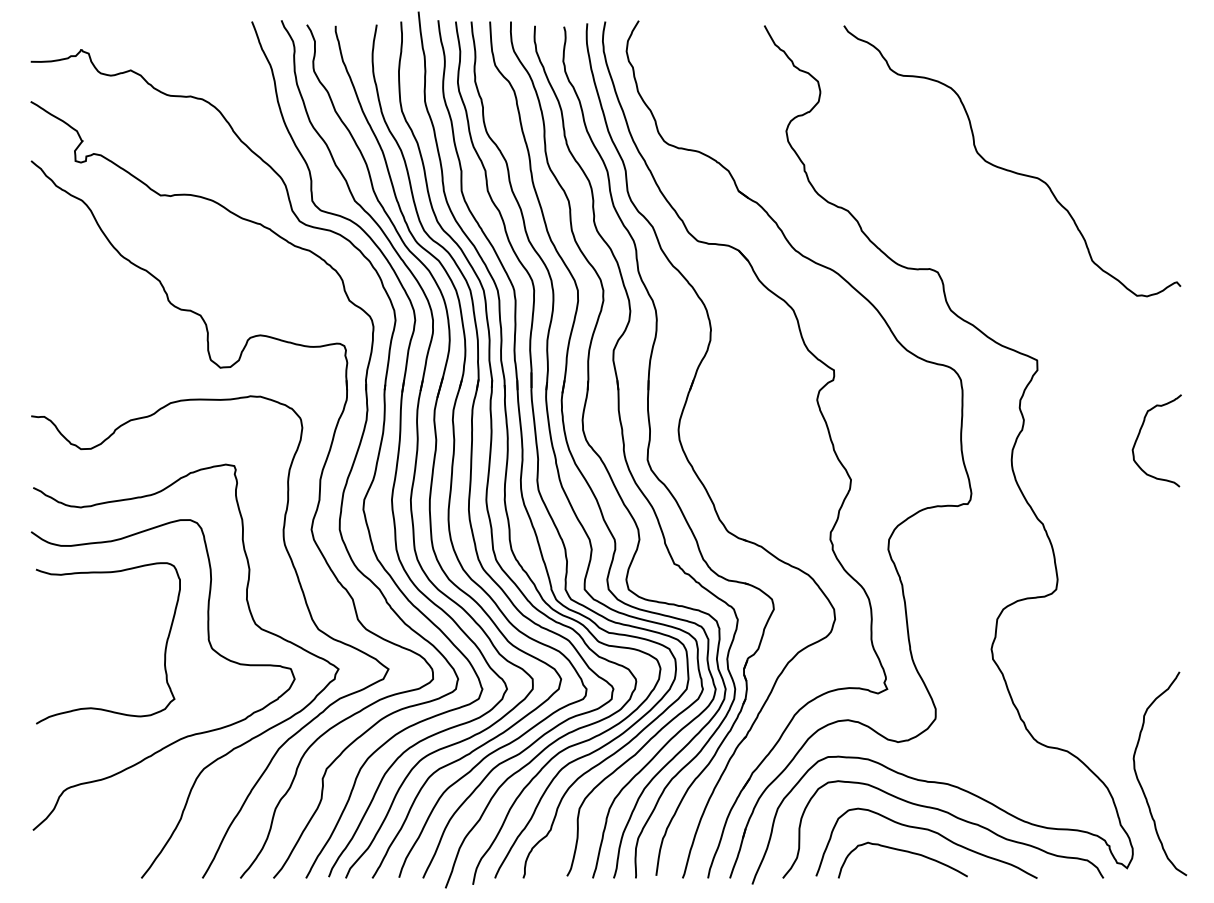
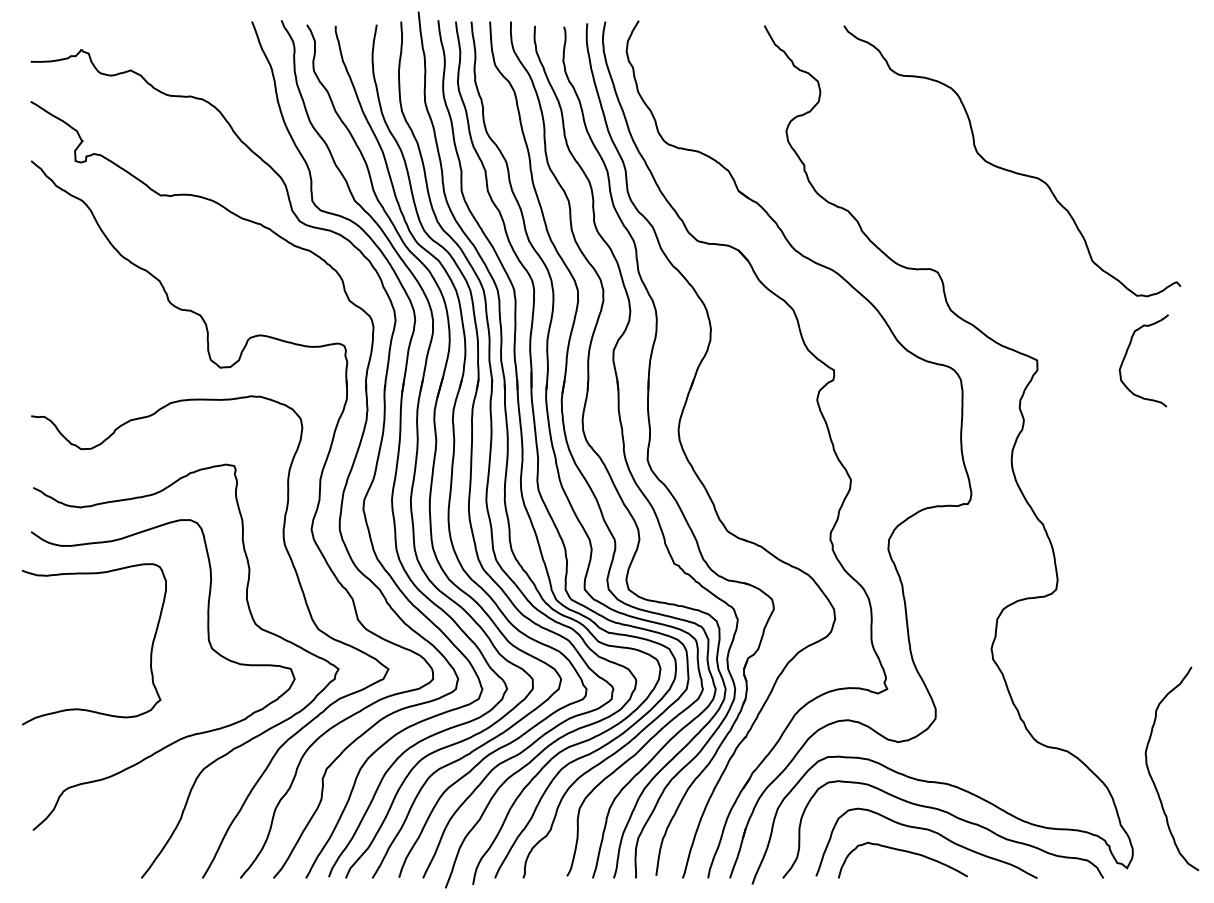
curve position: (1140, 433) -> (1127, 353) (1127, 353)
curve position: (164, 649) -> (150, 650) (150, 650)
curve position: (1140, 782) -> (1152, 777) (1152, 777)
